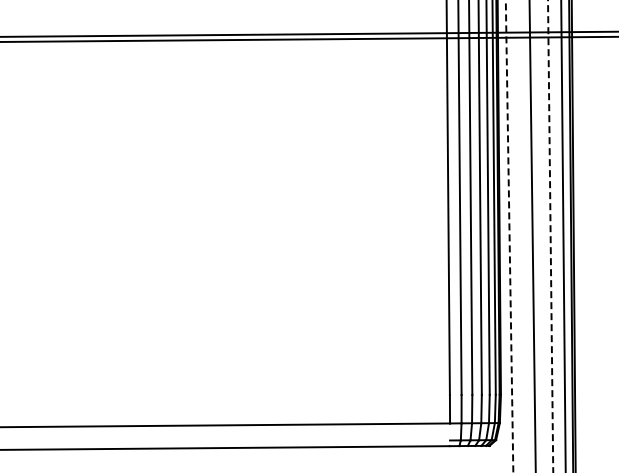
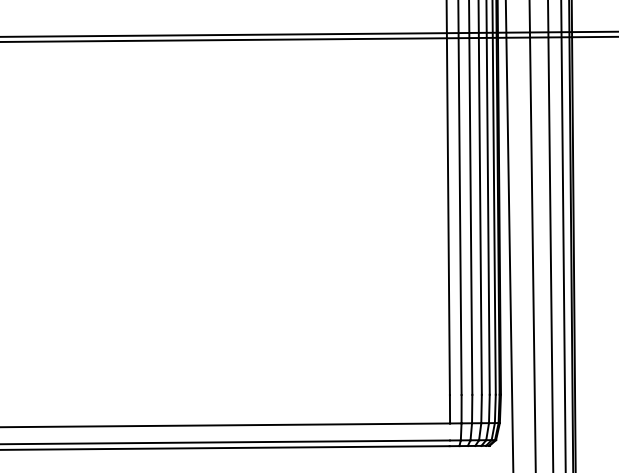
line: dashed -> solid (509, 236)
line: dashed -> solid (550, 236)
line: none -> present (225, 442)
